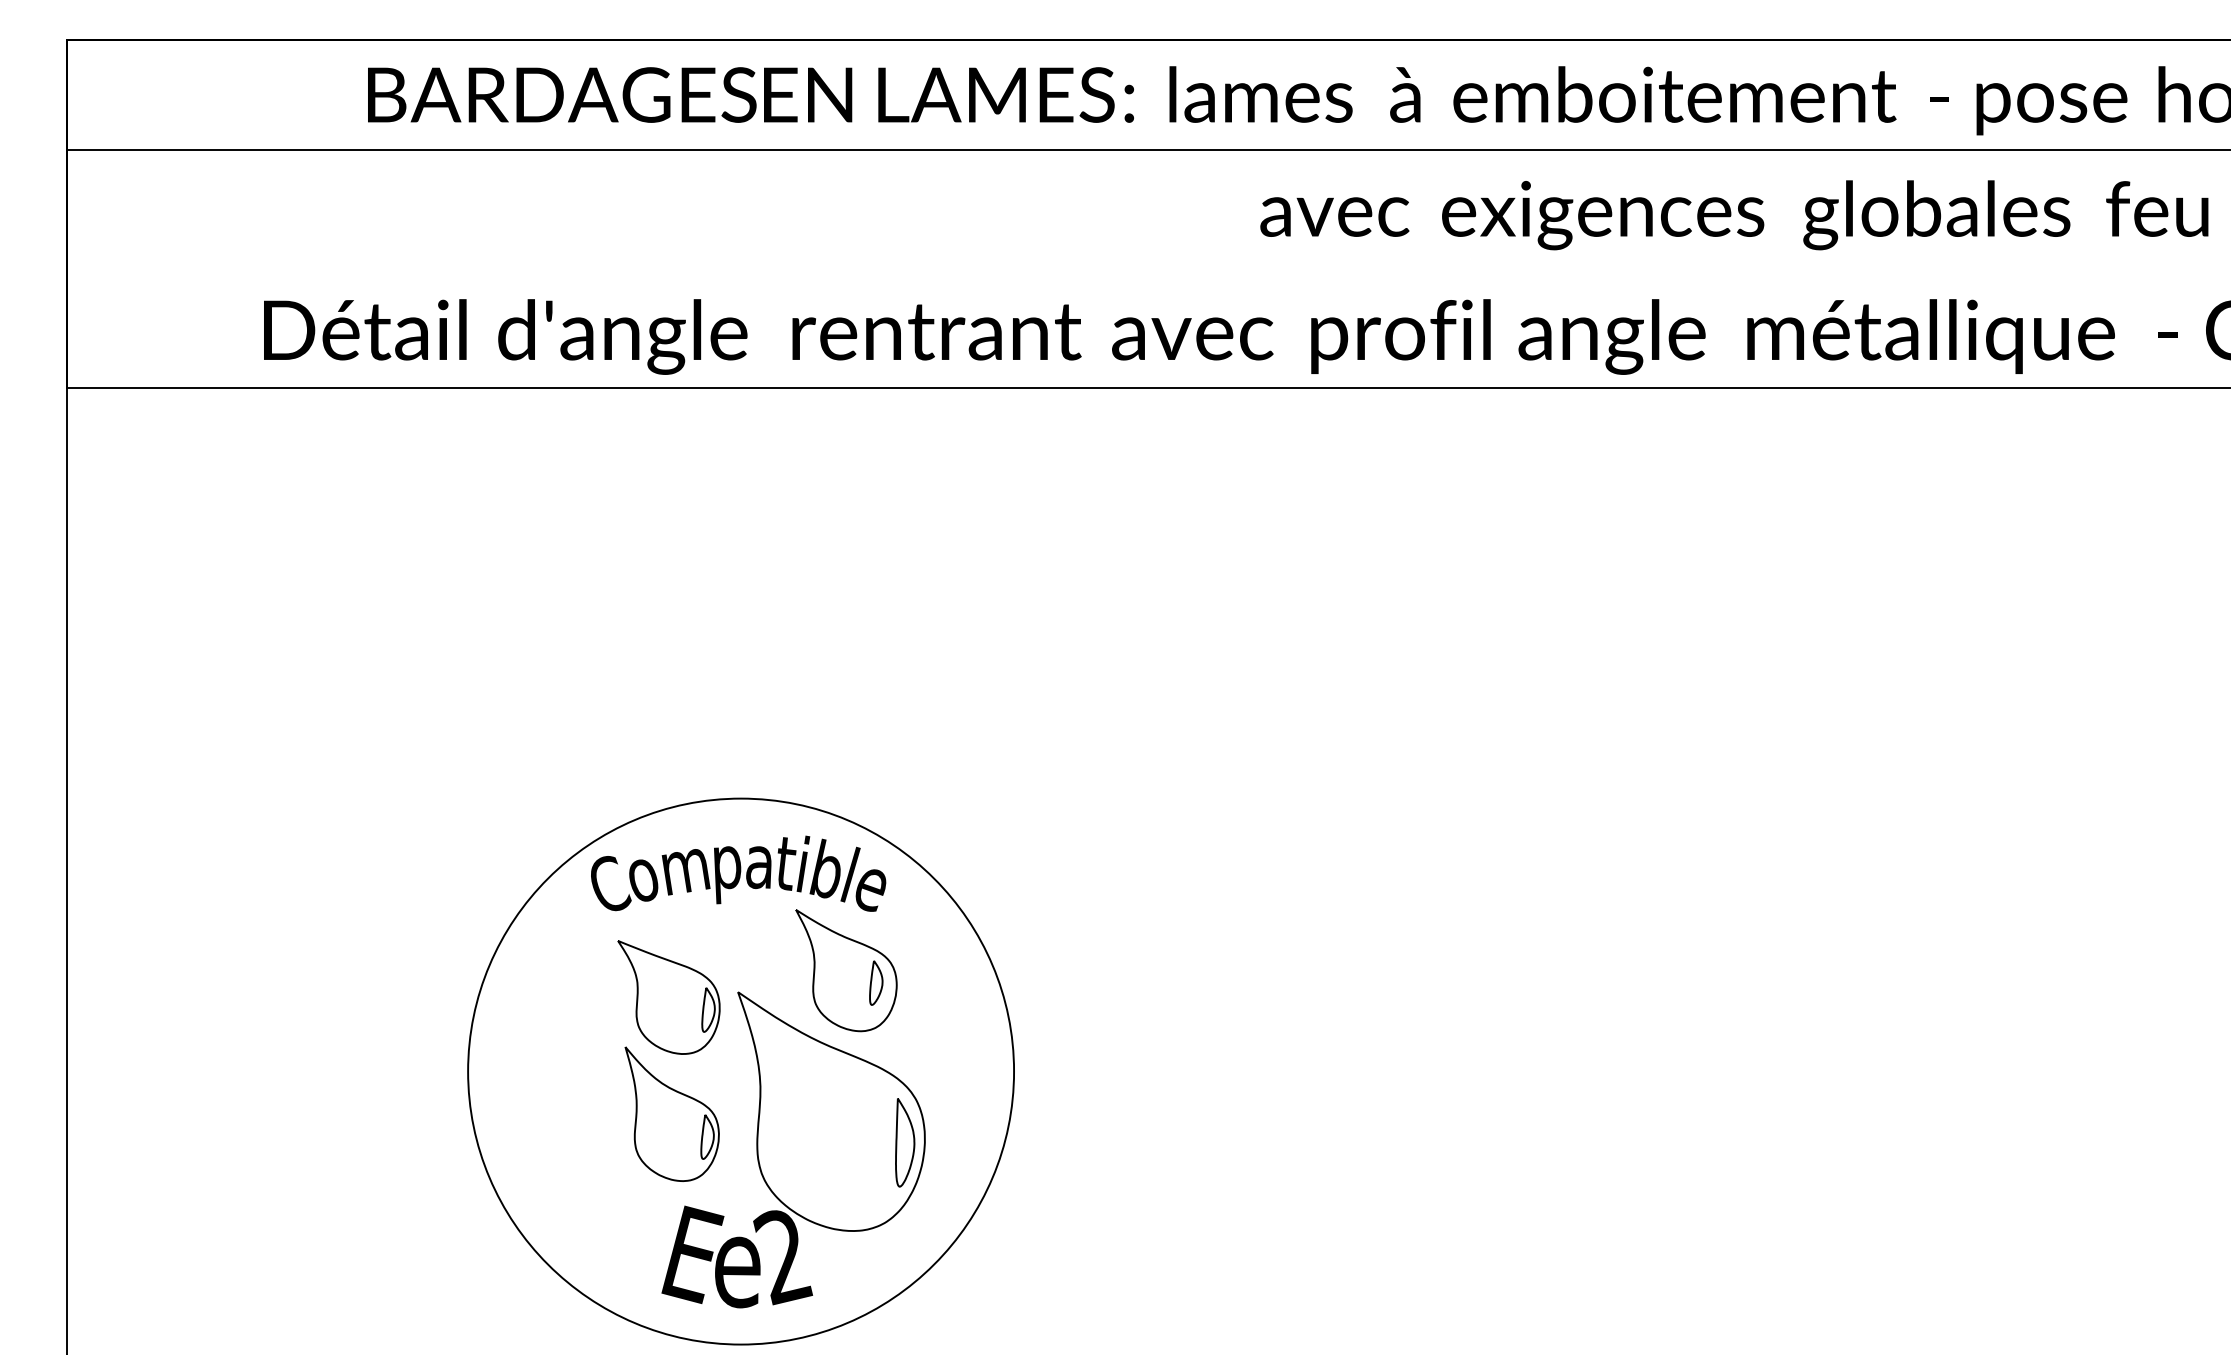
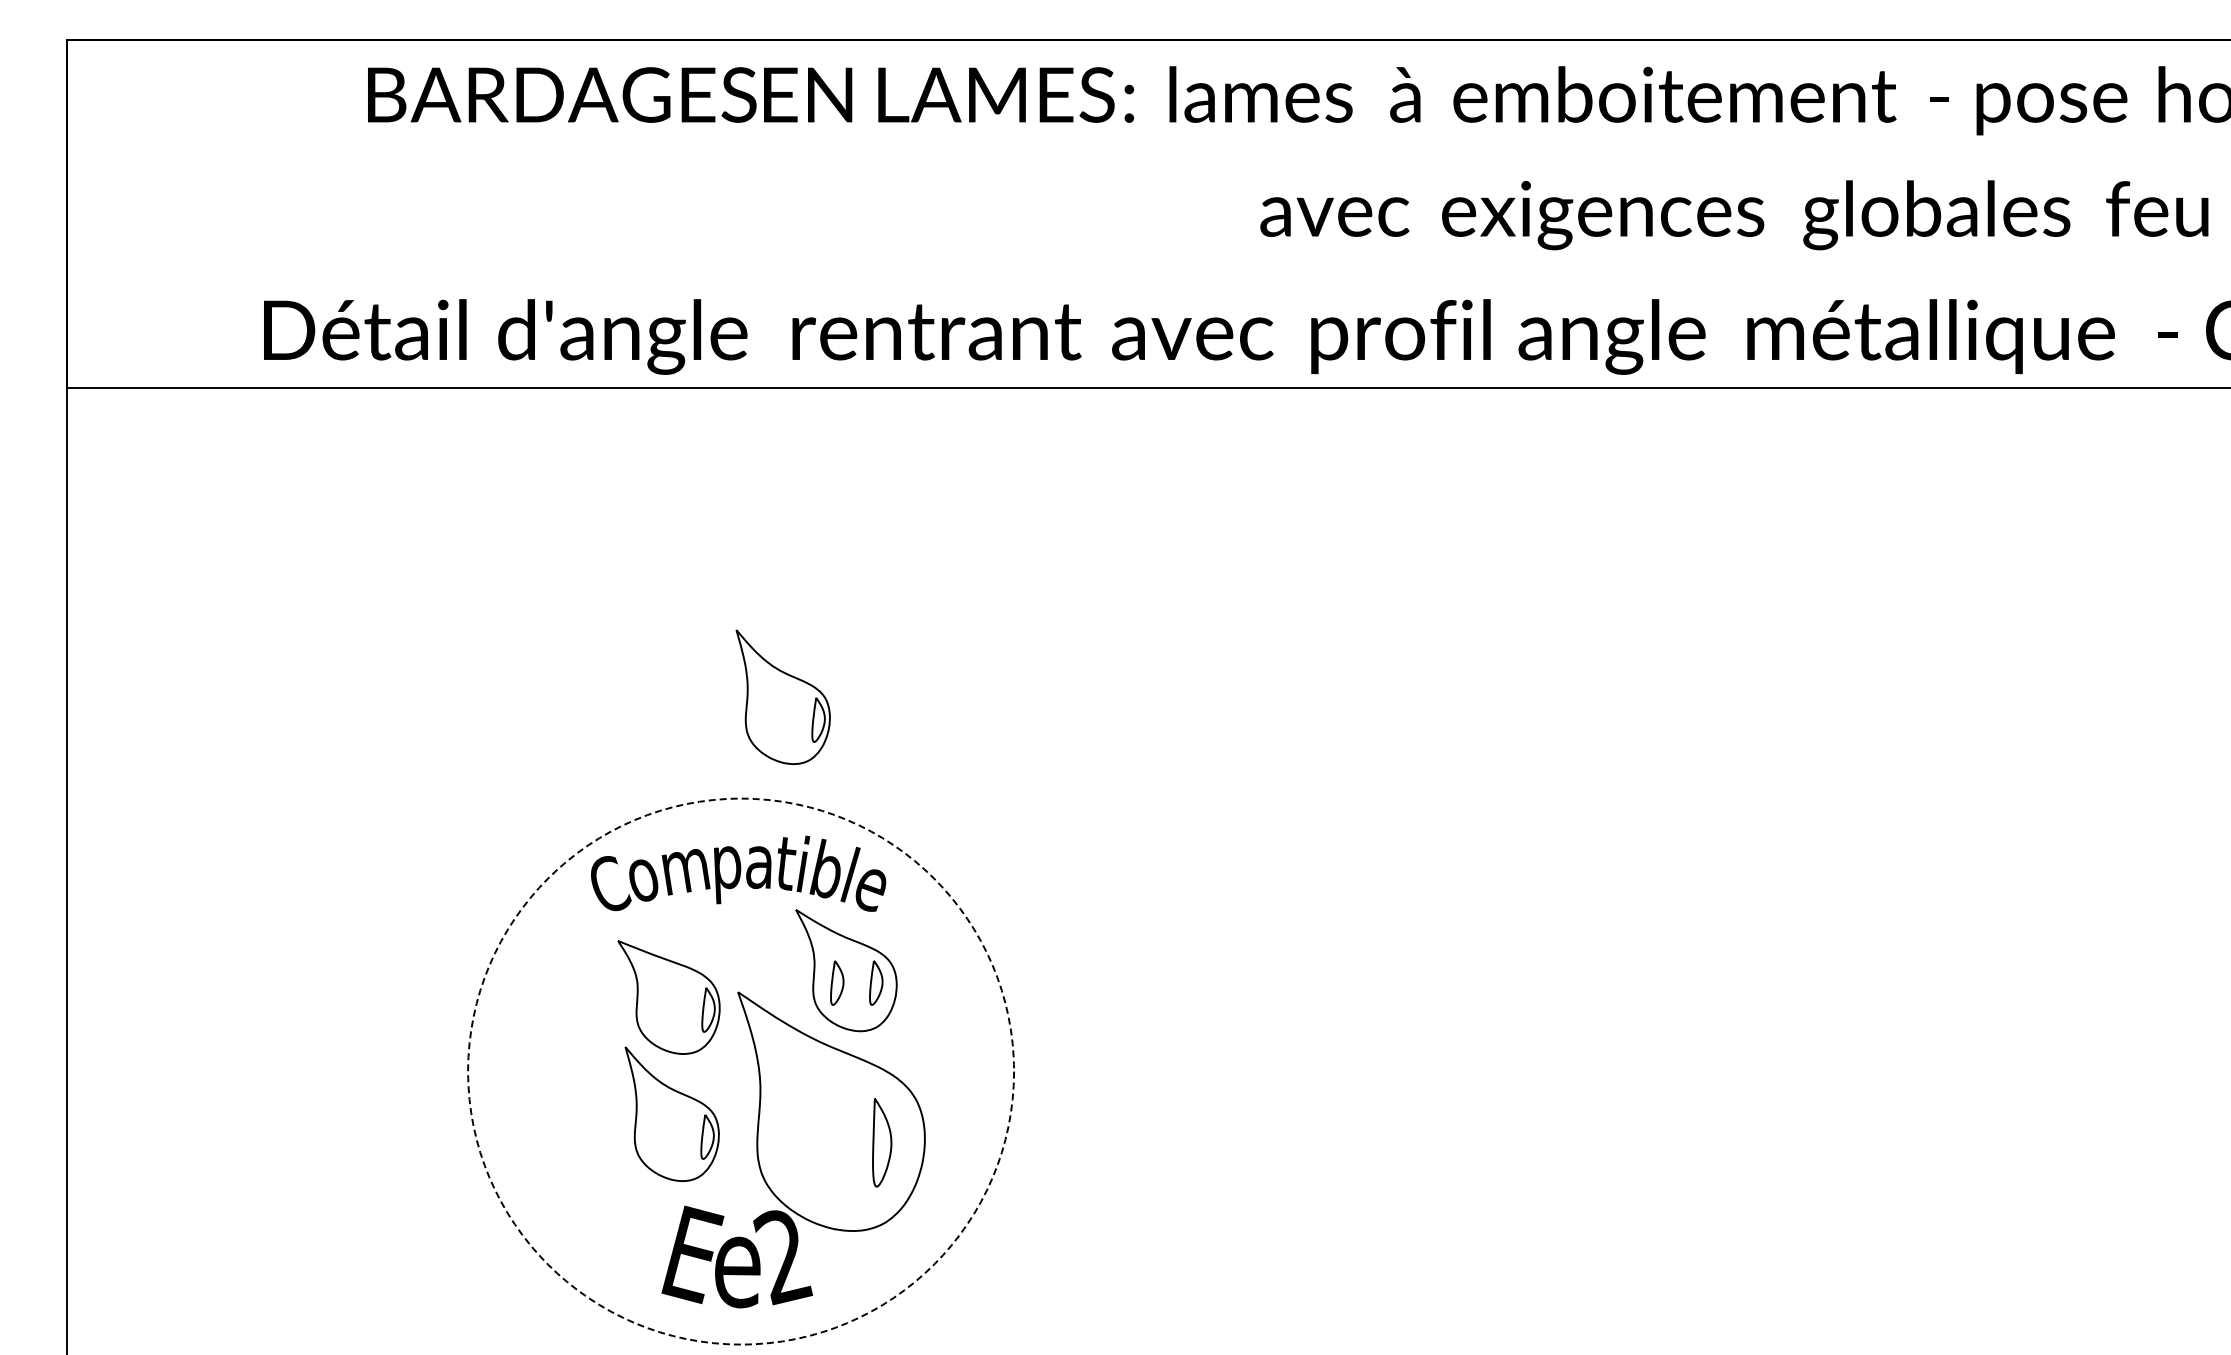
line: present -> none (1146, 149)
part: none -> present (782, 696)
part: none -> present (837, 982)
circle: solid -> dashed (741, 1071)
part position: (905, 1142) -> (882, 1142) (882, 1142)
